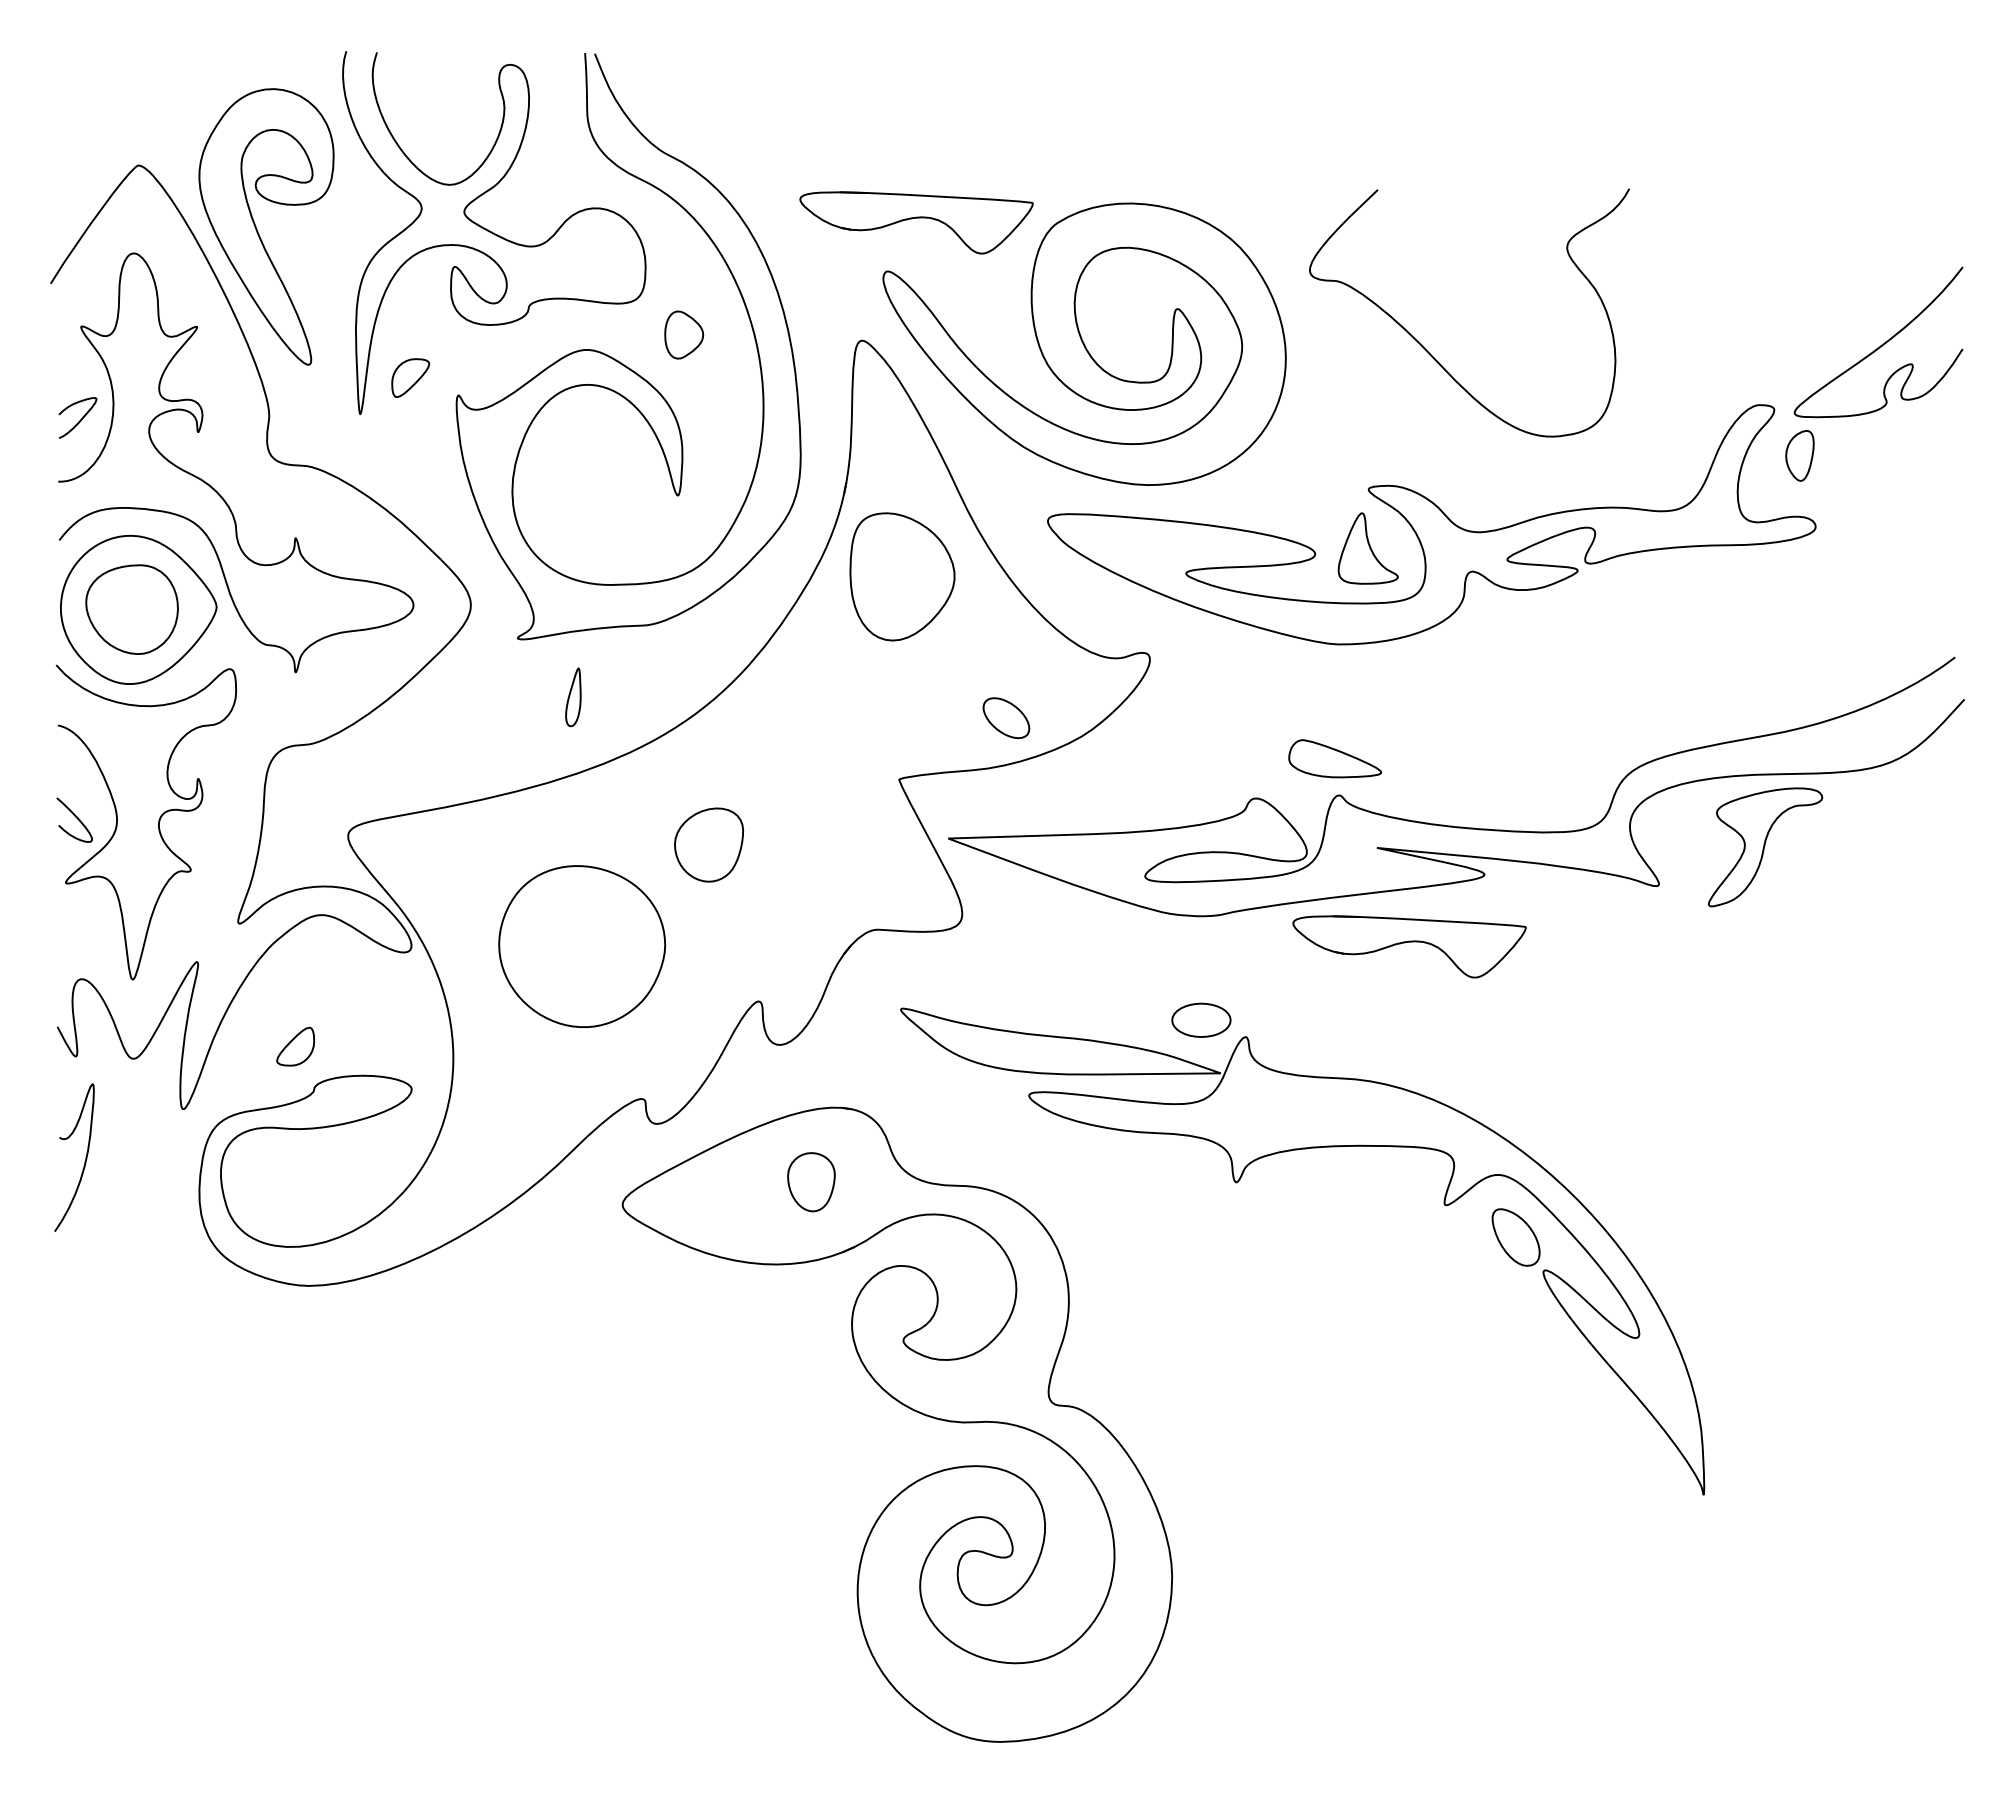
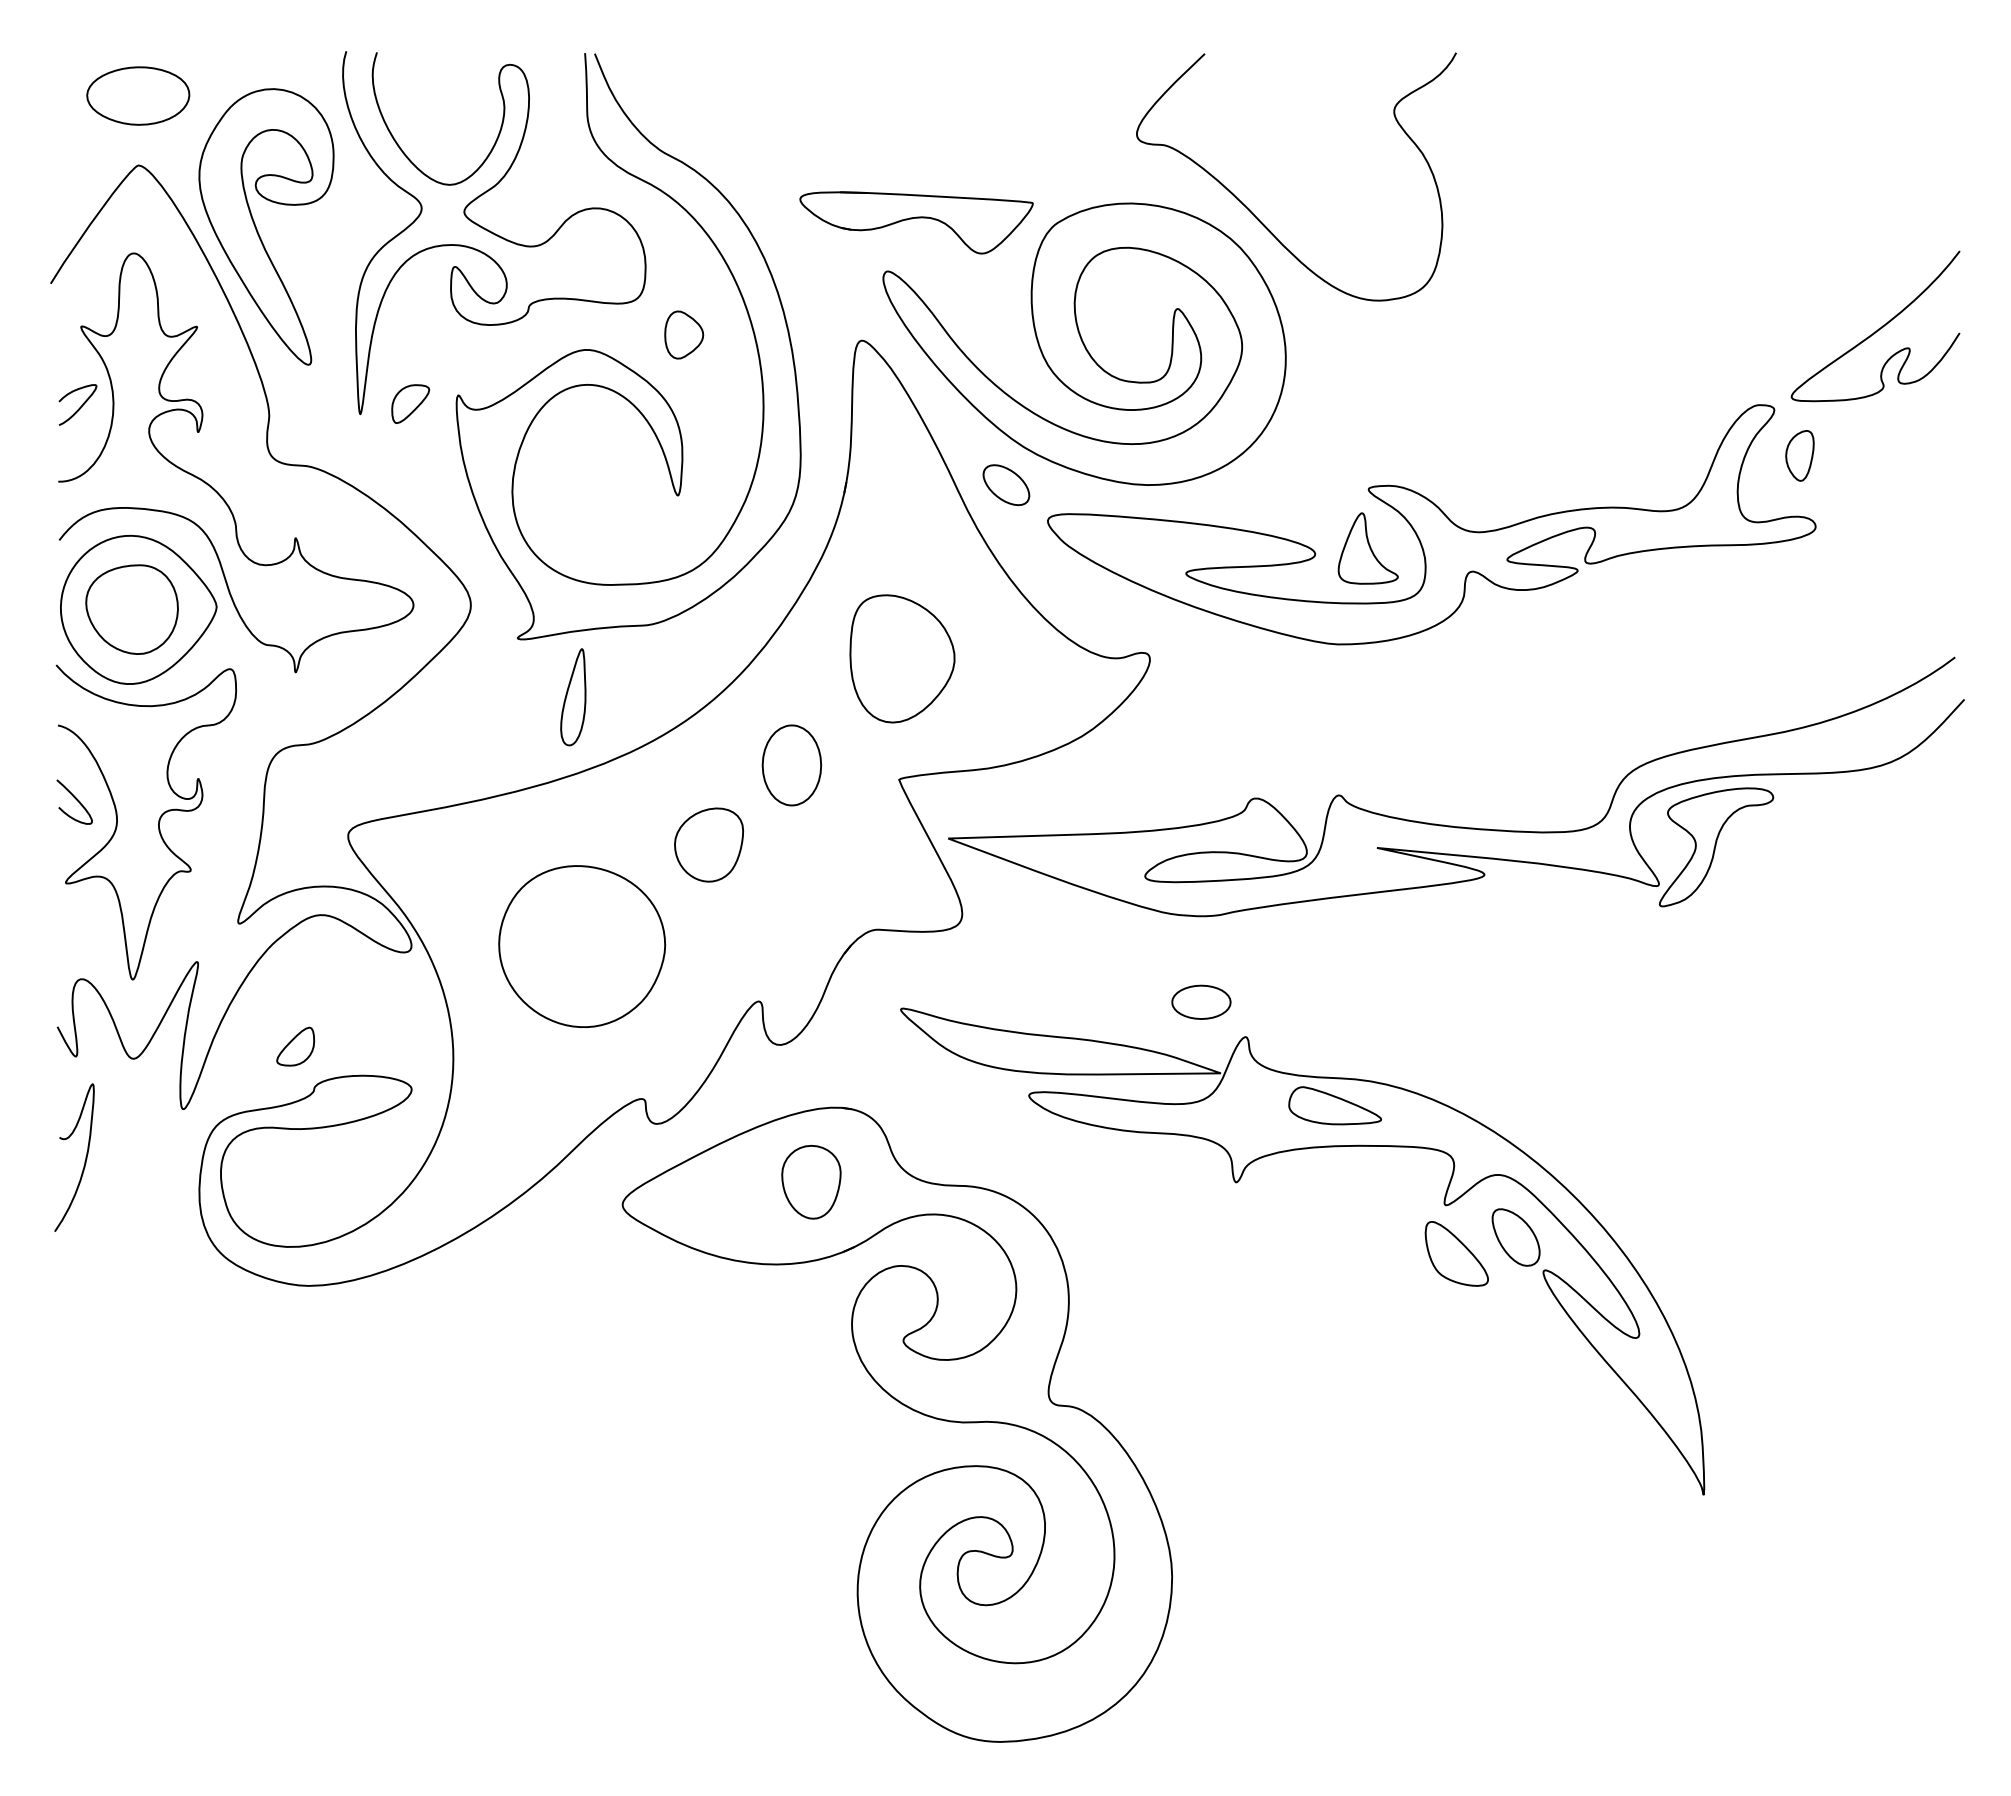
part: none -> present (138, 95)
curve position: (1881, 344) -> (1878, 328) (1878, 328)
curve position: (1429, 352) -> (1256, 216) (1256, 216)
part position: (410, 377) -> (410, 403) (410, 403)
curve position: (80, 419) -> (80, 406) (80, 406)
part position: (902, 576) -> (902, 658) (902, 658)
part size: 17x61 px -> 27x99 px (573, 697)
part position: (1006, 718) -> (1006, 485) (1006, 485)
part position: (1334, 758) -> (1334, 1105) (1334, 1105)
part: none -> present (791, 765)
curve position: (75, 817) -> (75, 799) (75, 799)
part position: (1765, 847) -> (1716, 847) (1716, 847)
part: present -> none (1409, 946)
part position: (1201, 1019) -> (1201, 1001) (1201, 1001)
part size: 49x61 px -> 61x76 px (811, 1181)
part: none -> present (1456, 1253)
